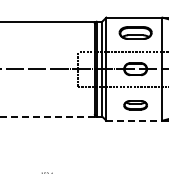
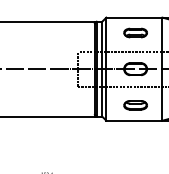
part size: 35x14 px -> 25x12 px (135, 32)
line: dashed -> solid (48, 116)
line: dashed -> solid (134, 120)
